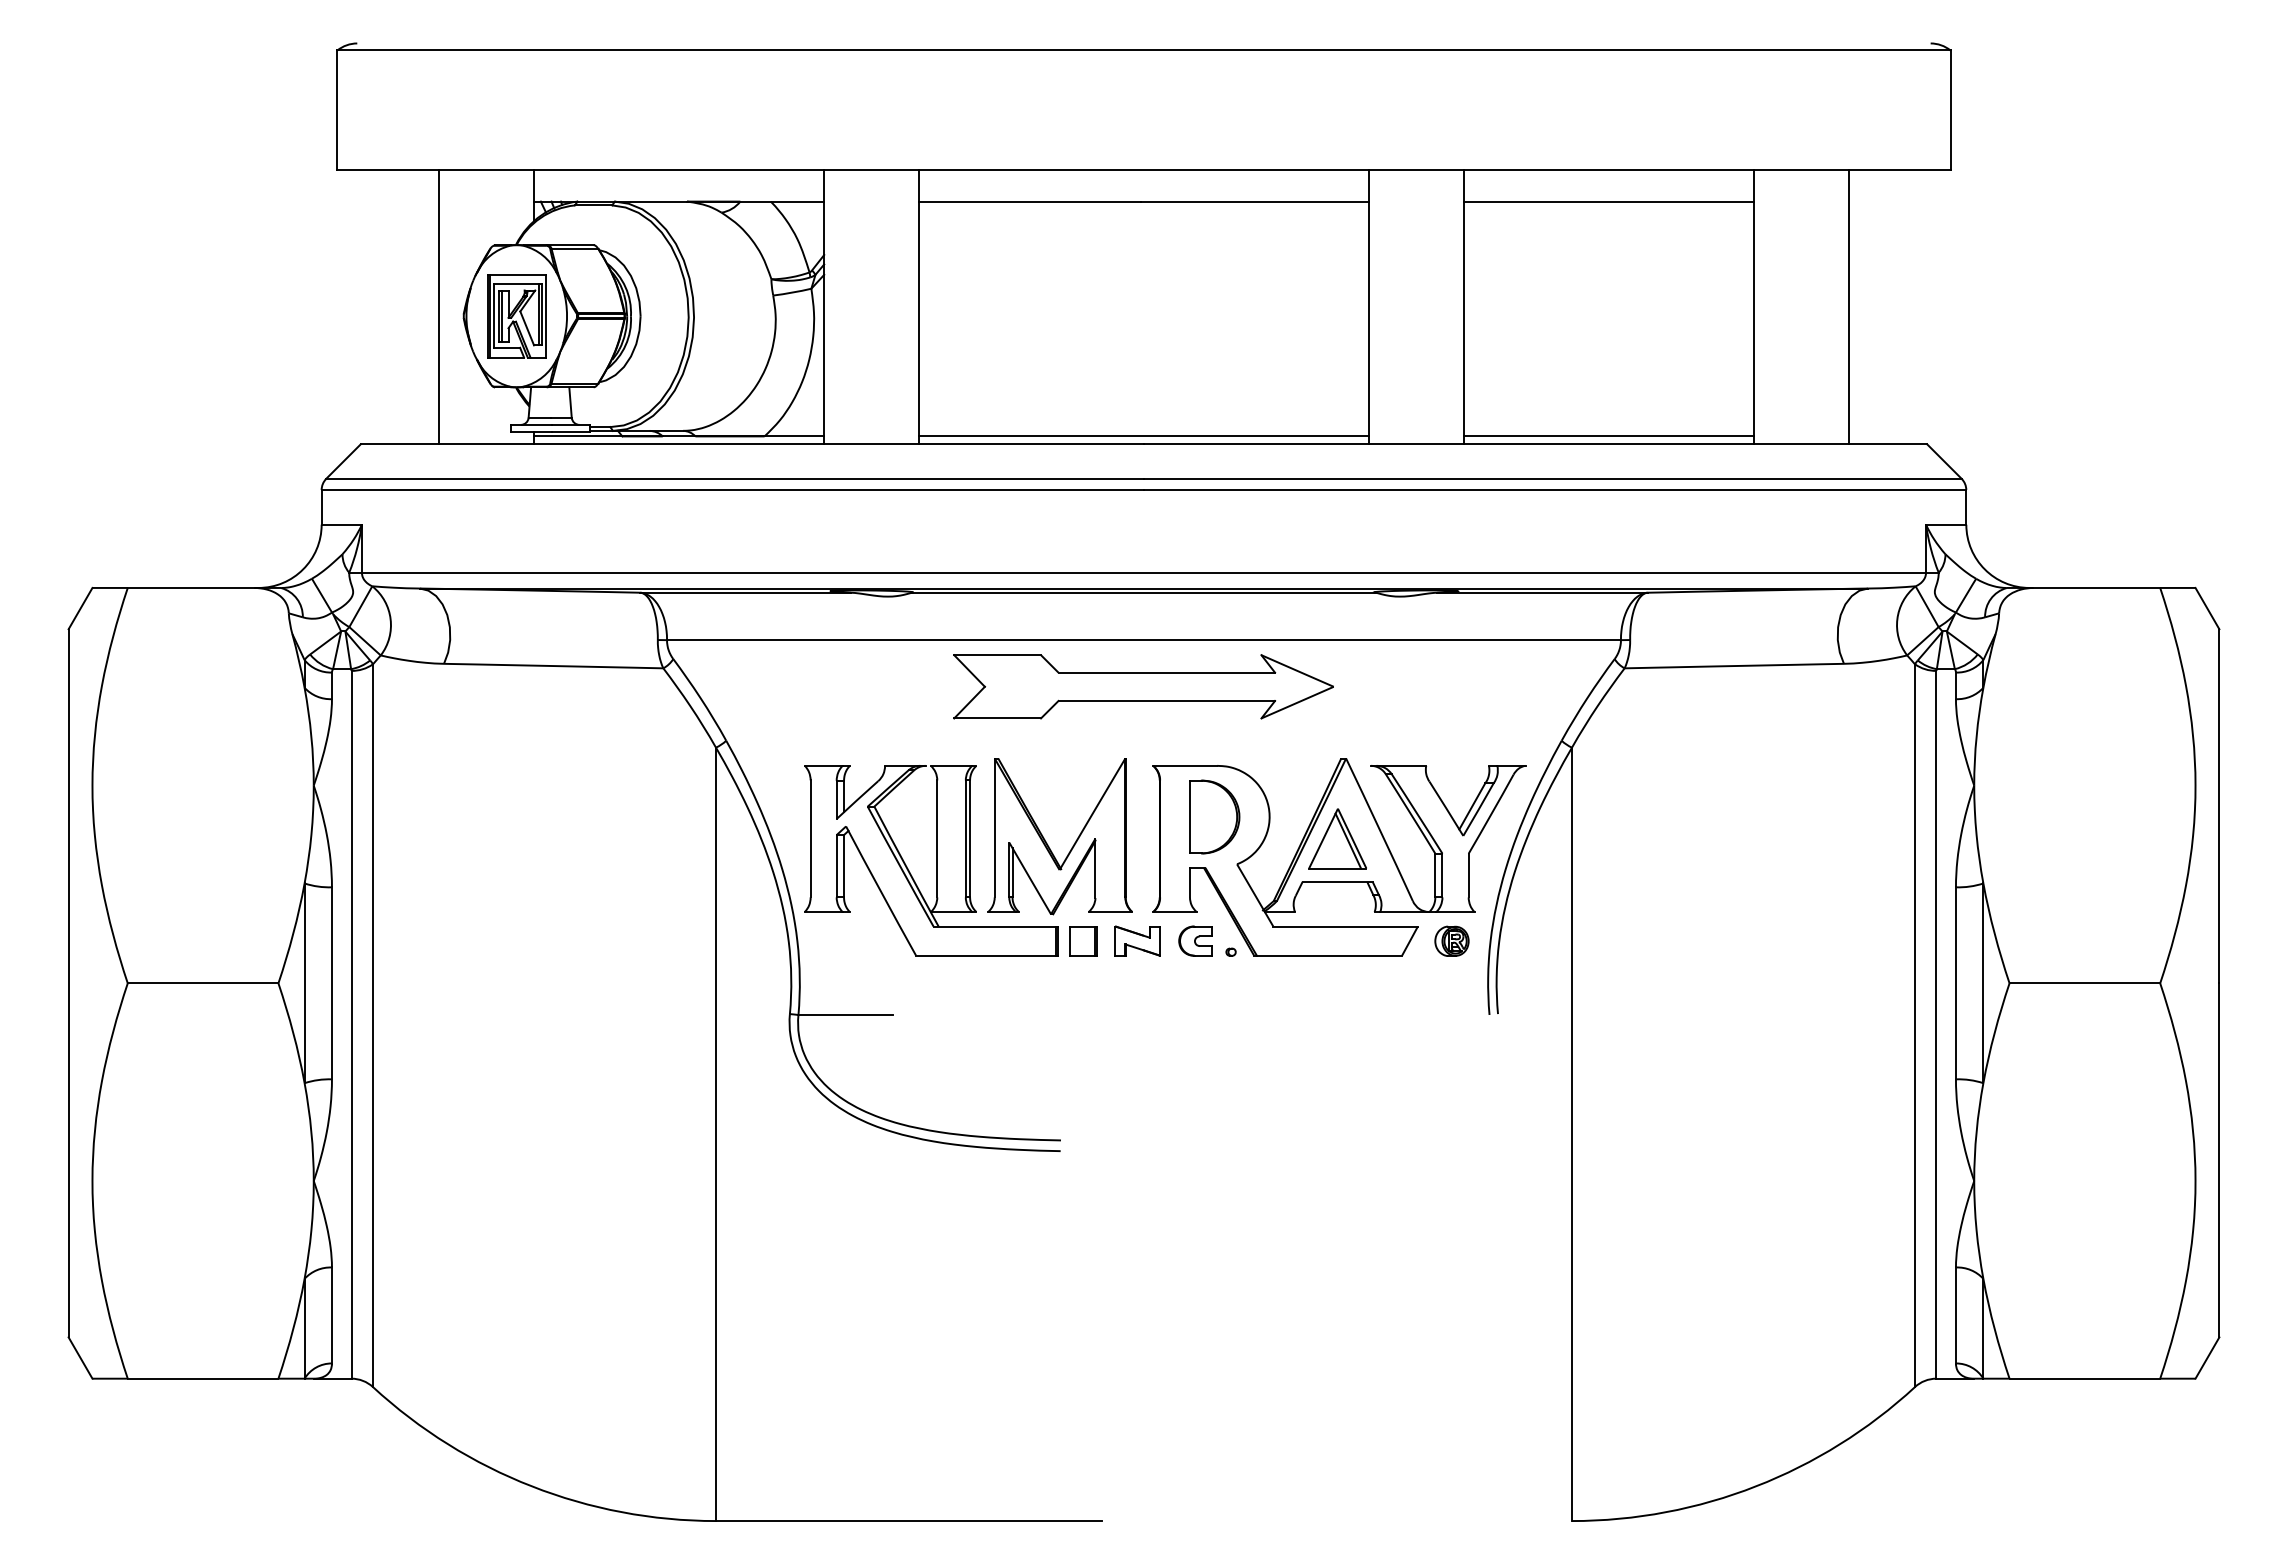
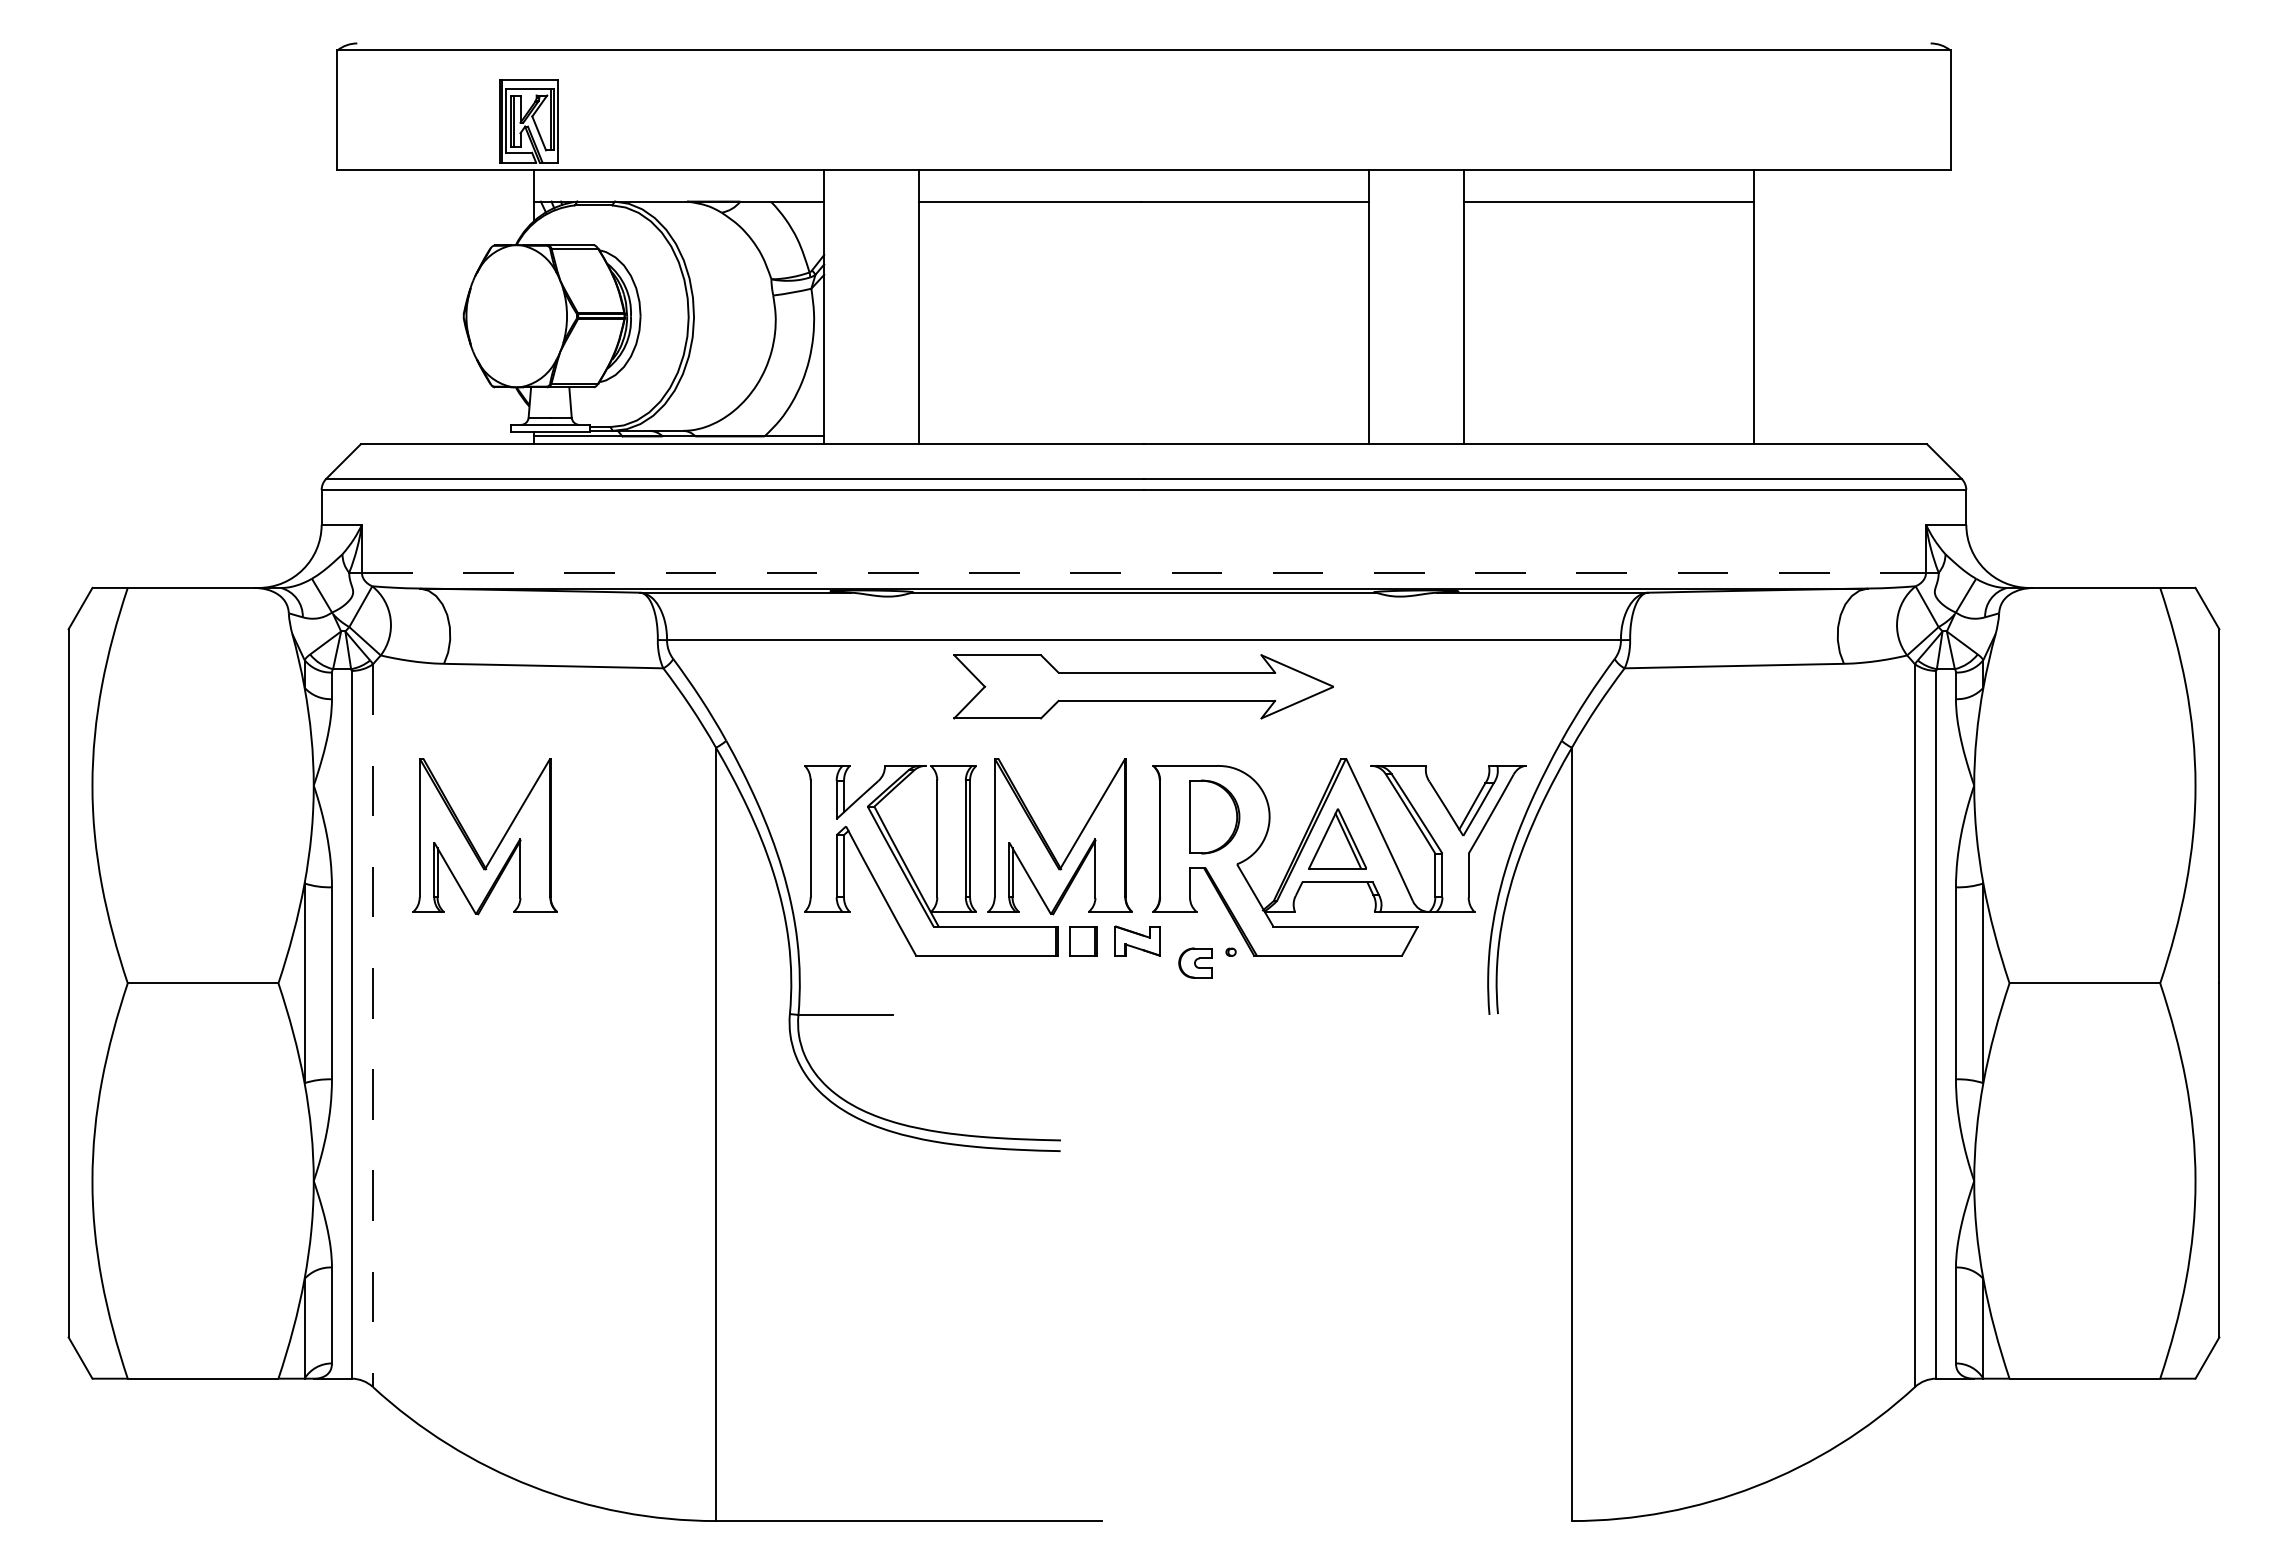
line: present -> none (439, 306)
line: present -> none (1848, 306)
part position: (516, 316) -> (528, 121) (528, 121)
line: present -> none (1143, 436)
line: present -> none (1608, 436)
line: solid -> dashed (1144, 572)
part: none -> present (473, 844)
part position: (1195, 940) -> (1195, 962) (1195, 962)
part: present -> none (1451, 940)
line: solid -> dashed (372, 1026)
